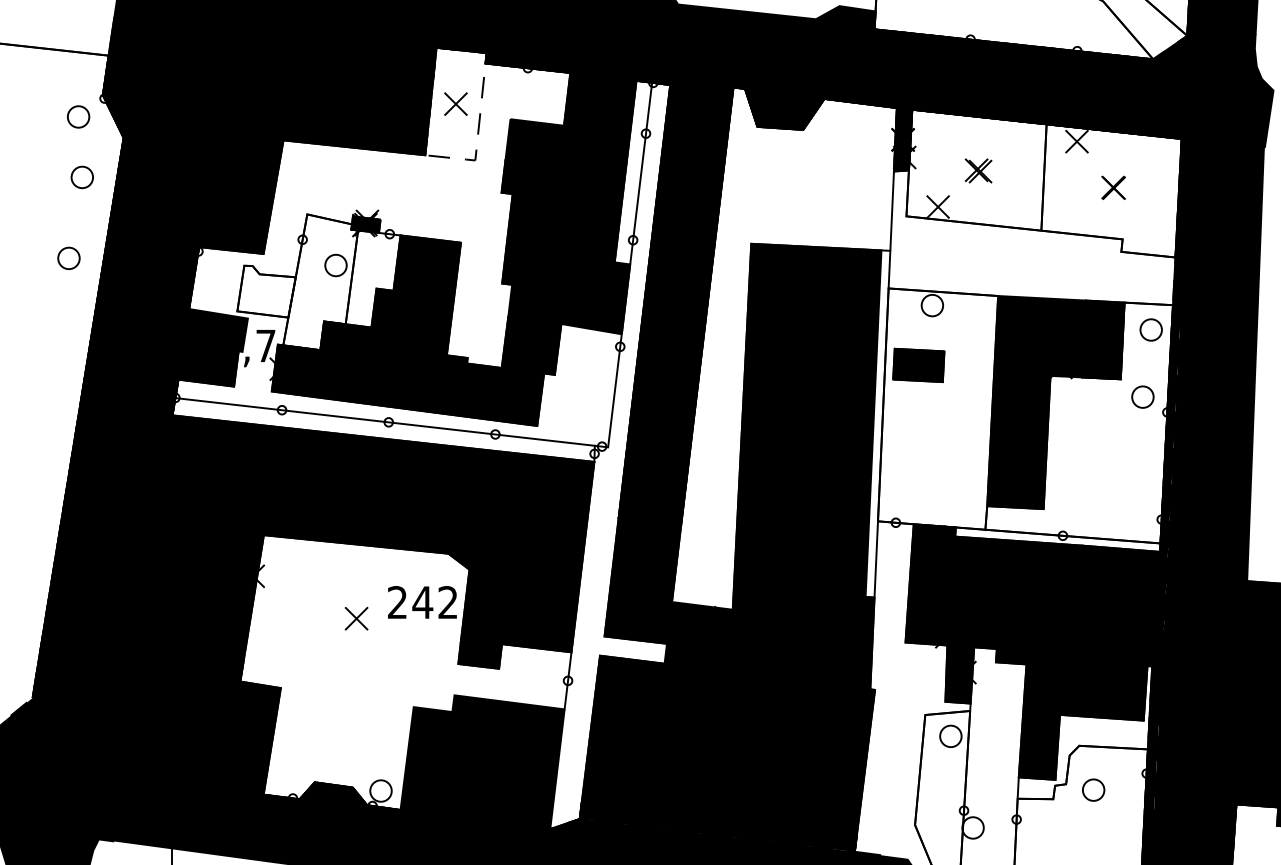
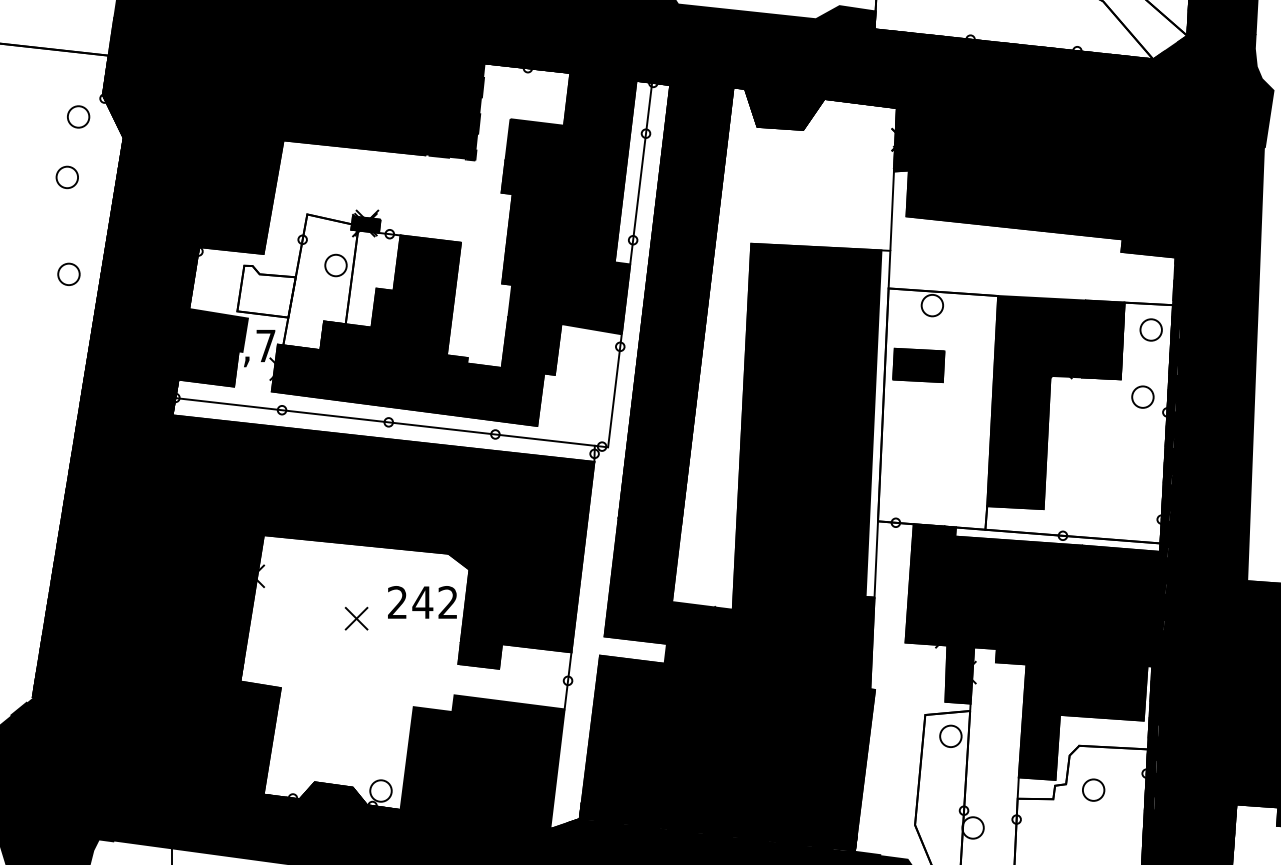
fill: none -> present (455, 103)
circle position: (81, 177) -> (66, 177) (66, 177)
fill: none -> present (1043, 183)
circle position: (68, 257) -> (68, 273) (68, 273)
